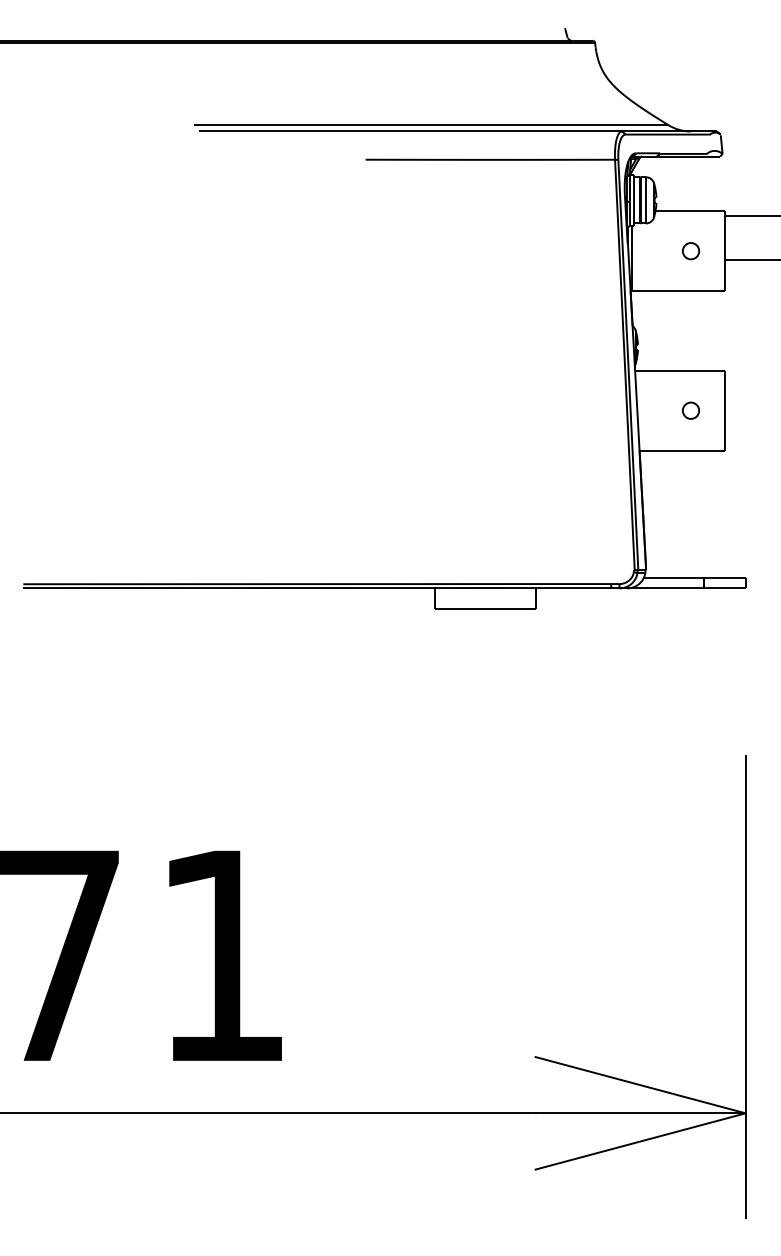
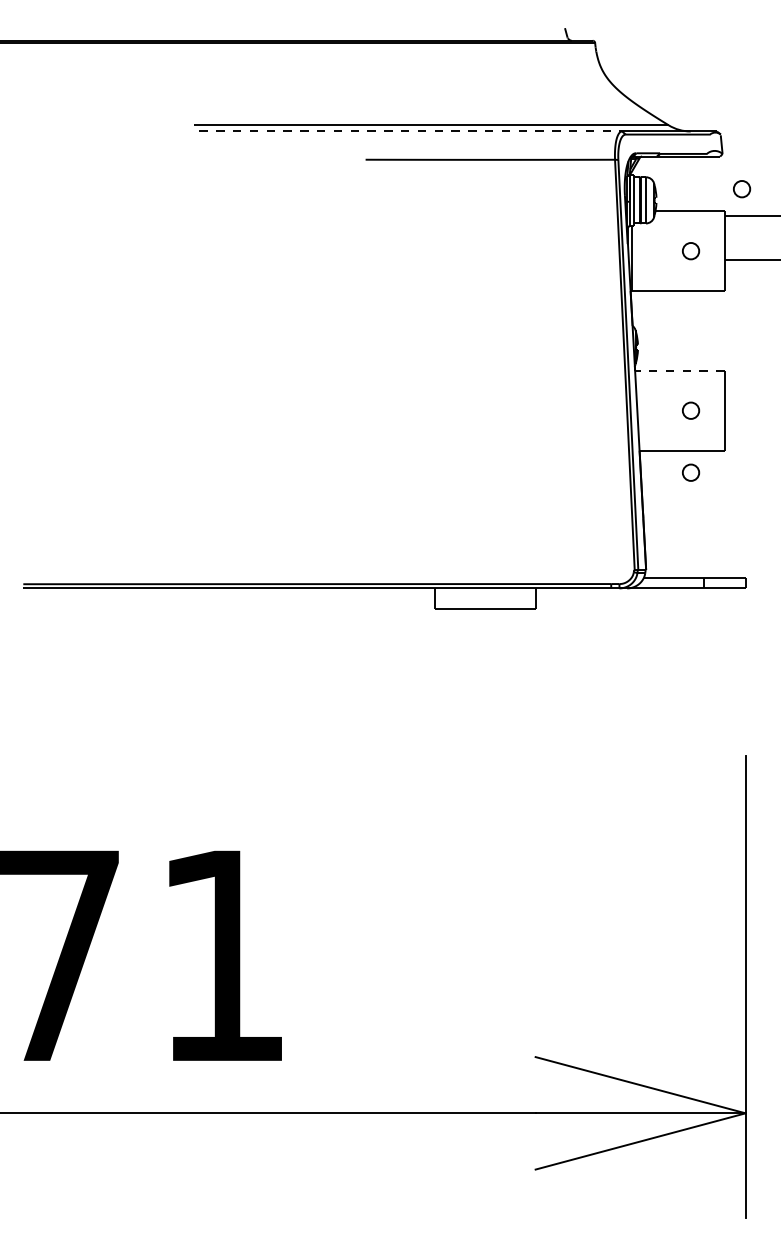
line: solid -> dashed (411, 131)
circle: none -> present (742, 189)
line: solid -> dashed (679, 370)
circle: none -> present (691, 472)
